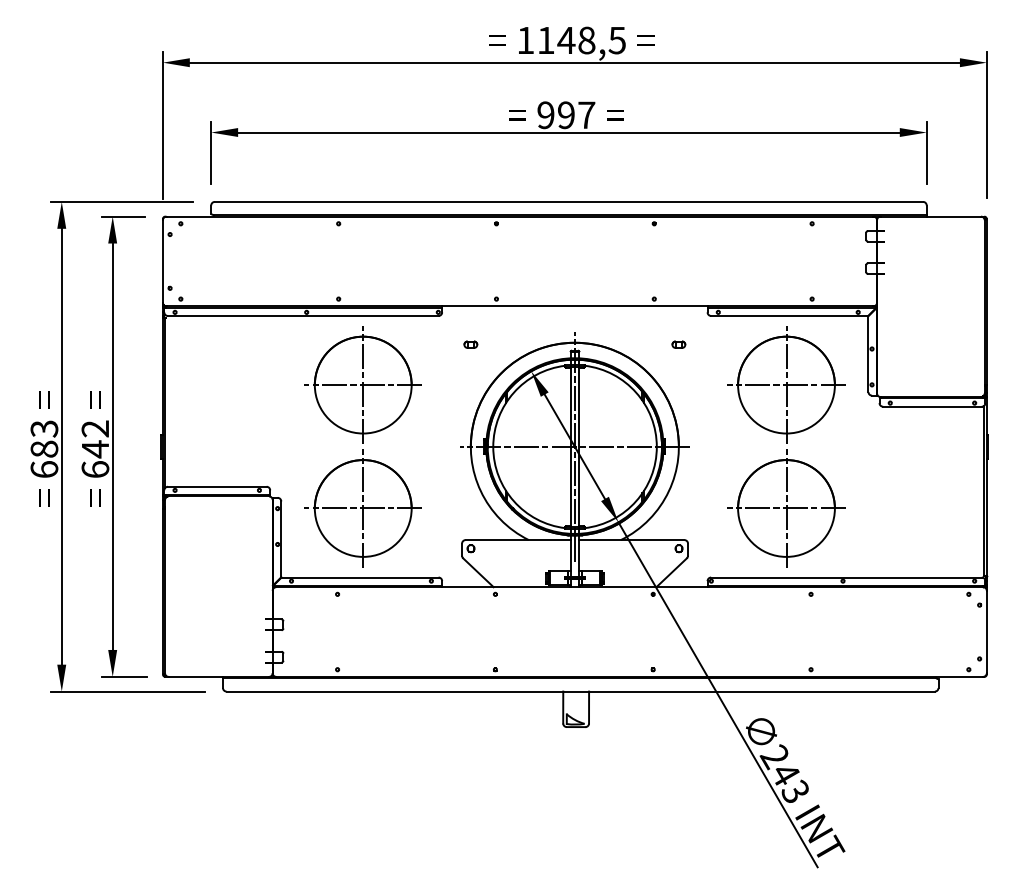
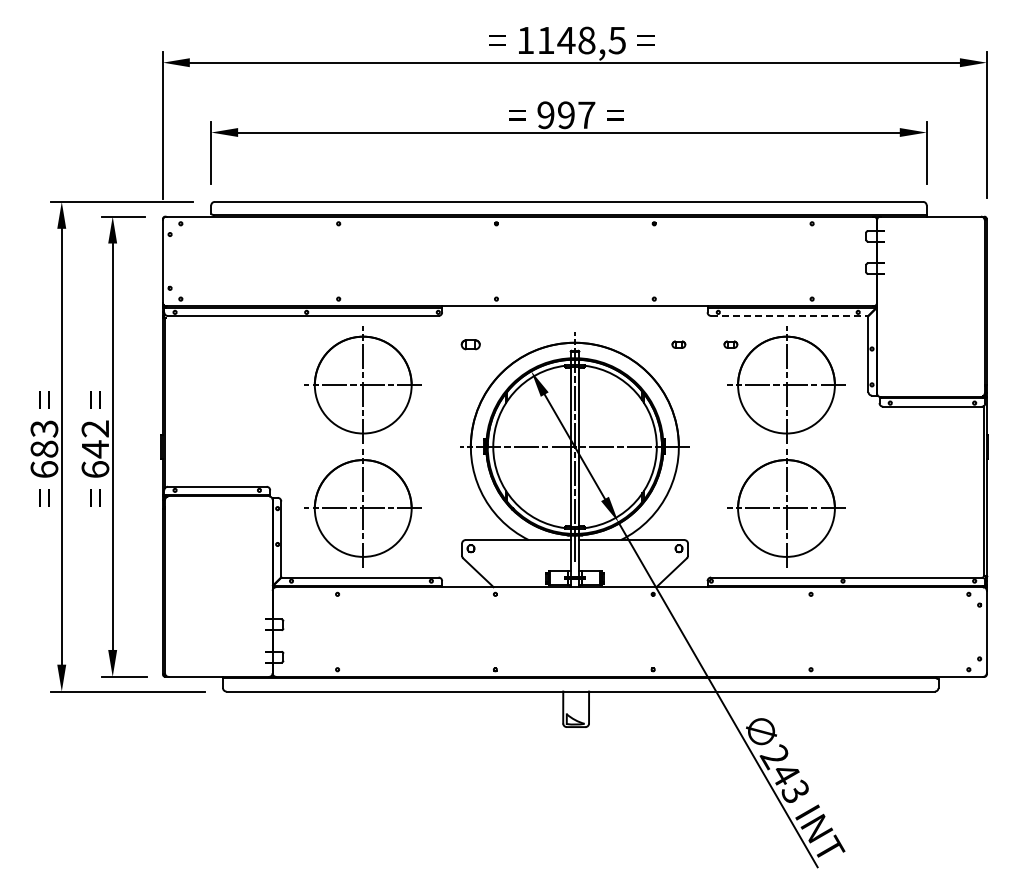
line: solid -> dashed (789, 315)
part size: 16x9 px -> 21x12 px (470, 344)
part: none -> present (730, 344)
